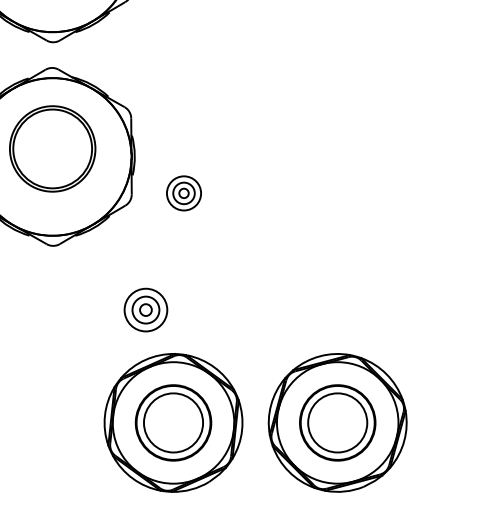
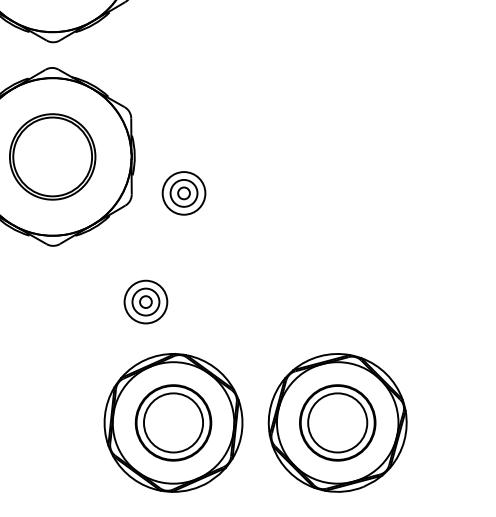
part position: (52, 148) -> (52, 156) (52, 156)
part size: 36x37 px -> 46x45 px (183, 193)
part position: (145, 309) -> (145, 301) (145, 301)
